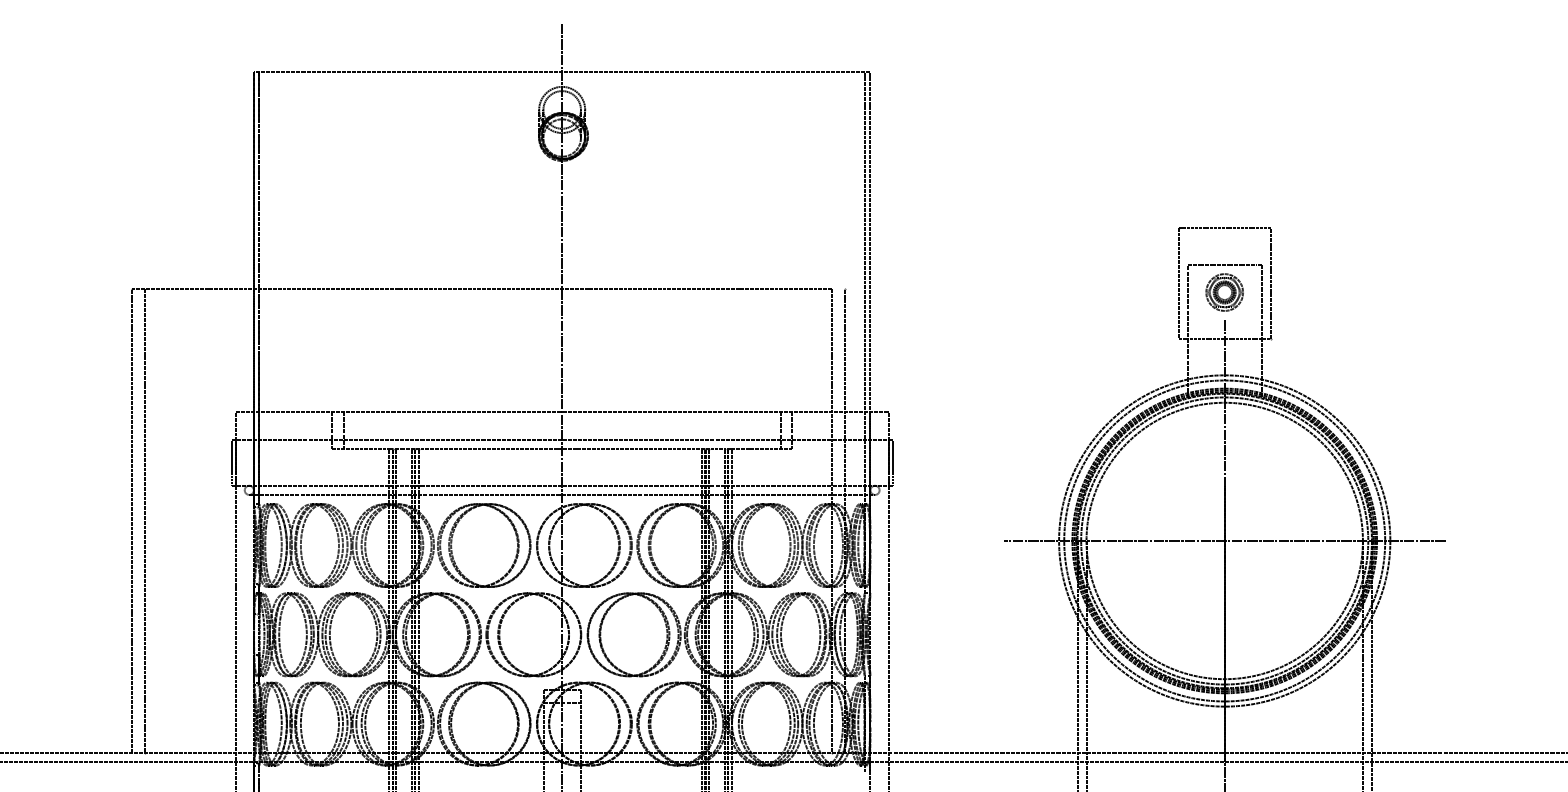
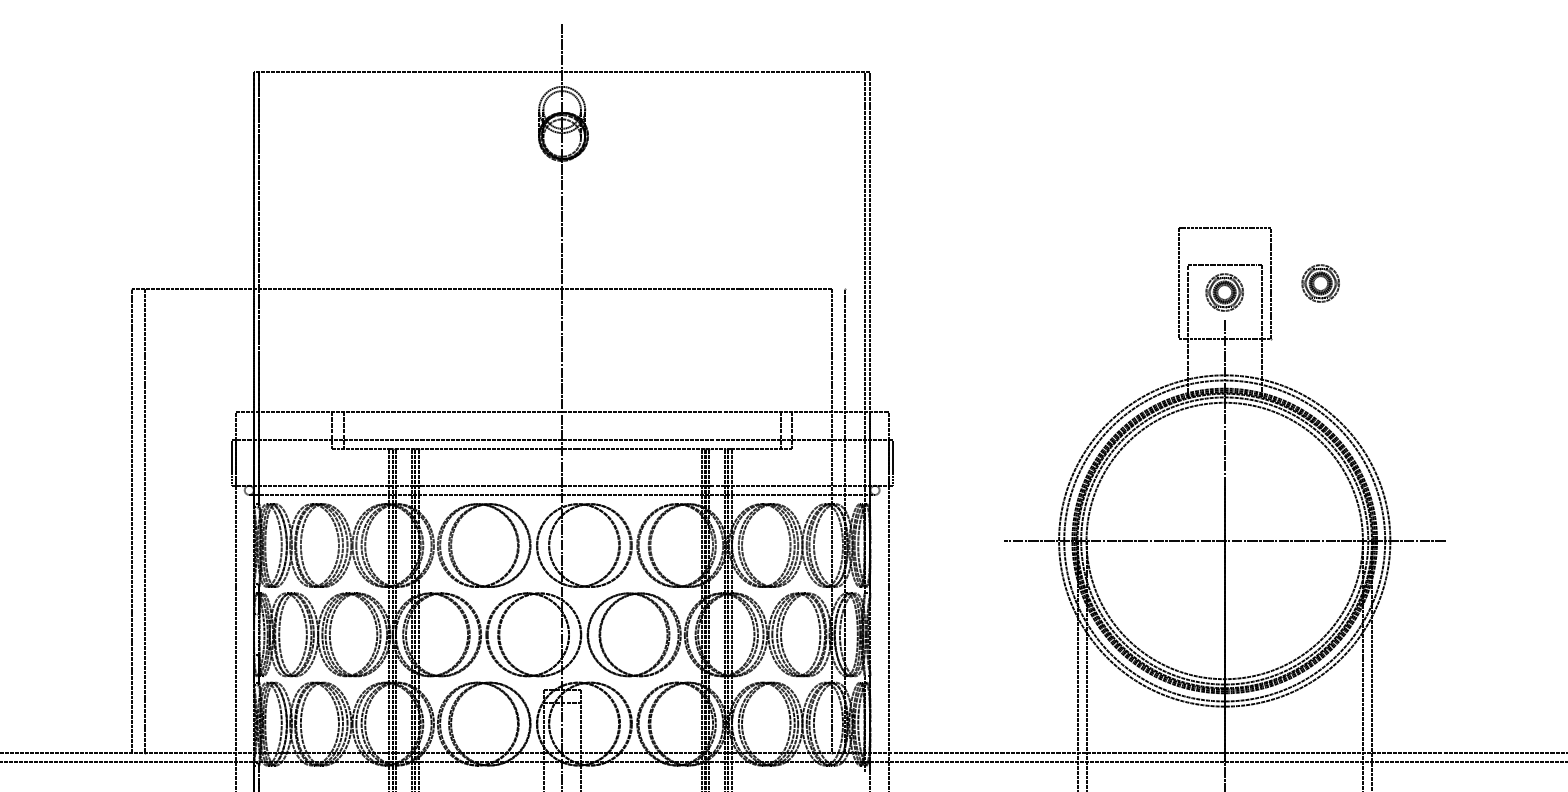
part: none -> present (1320, 283)
